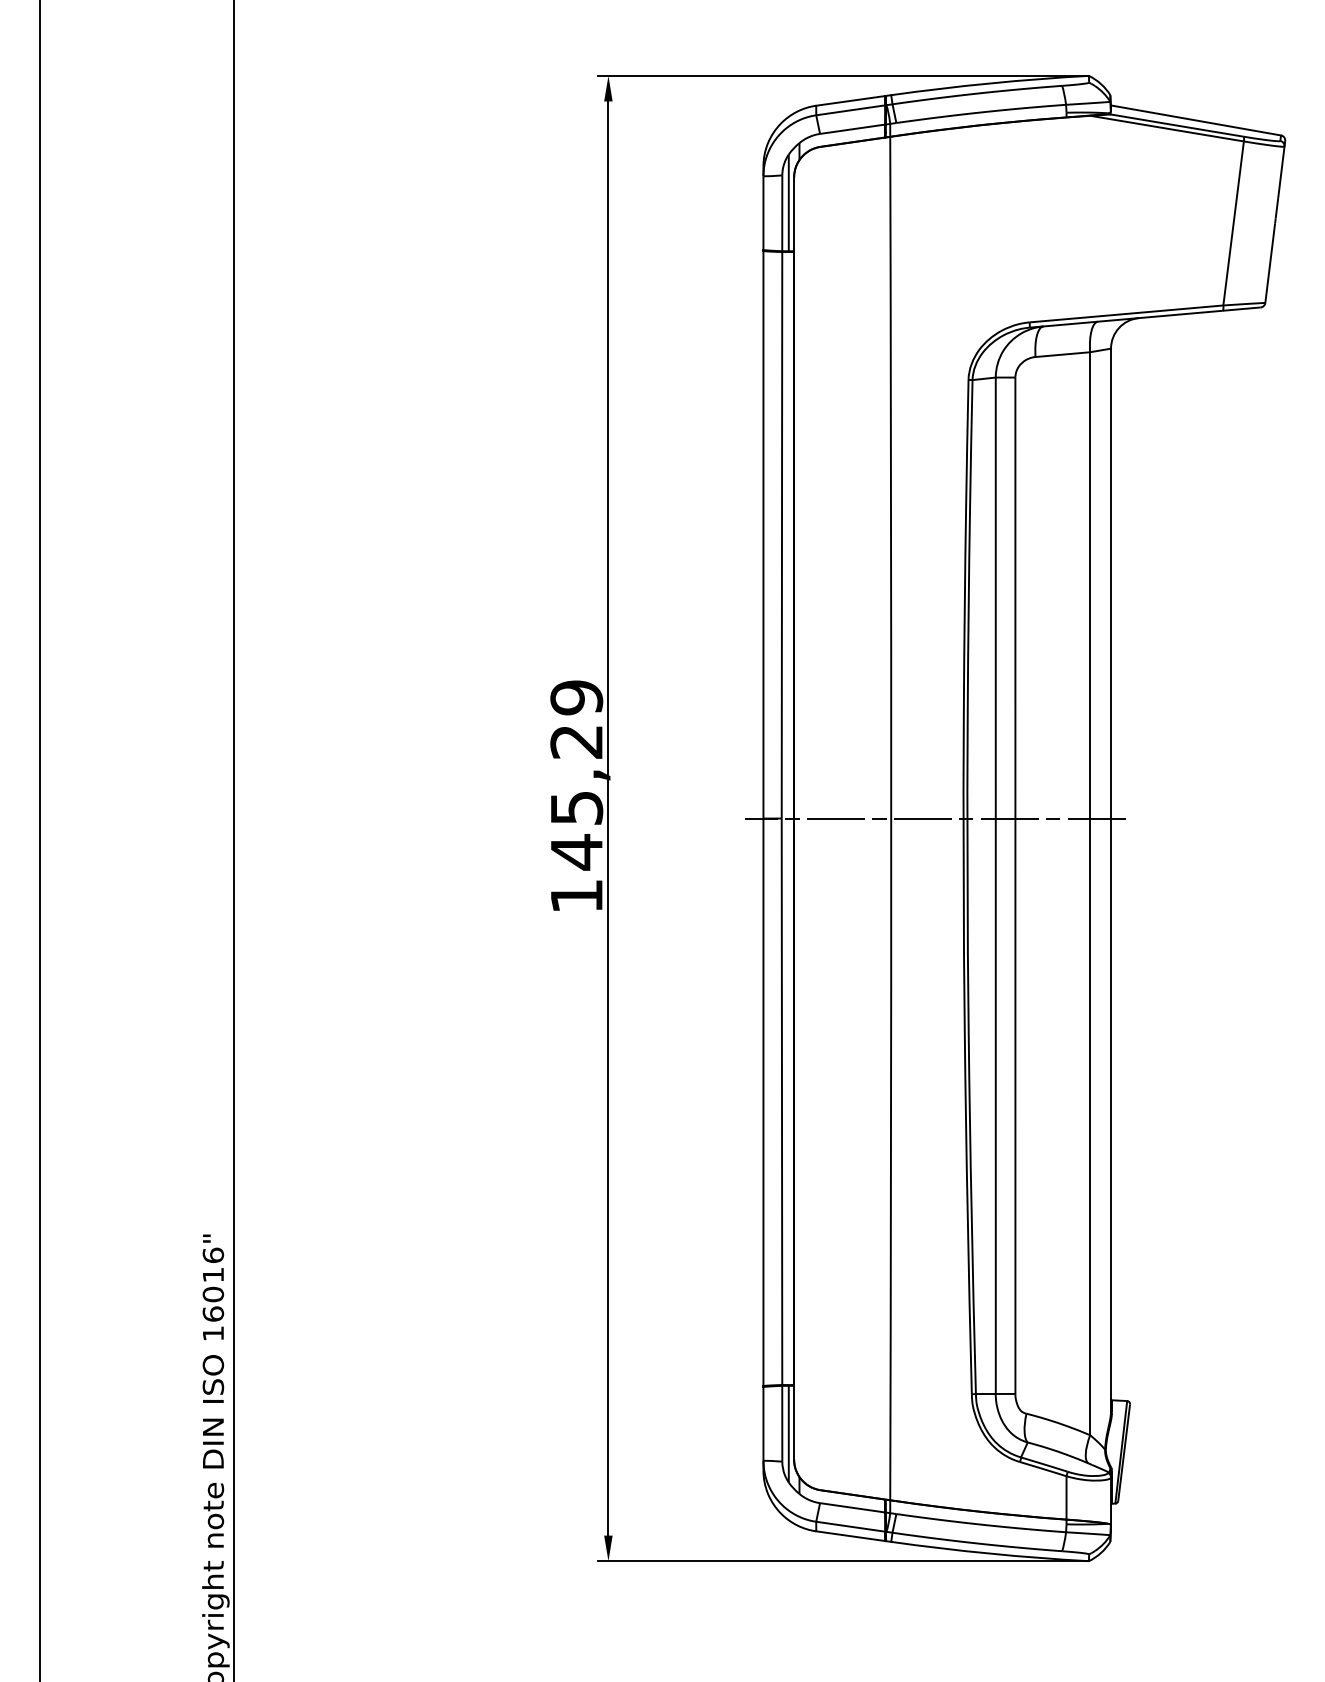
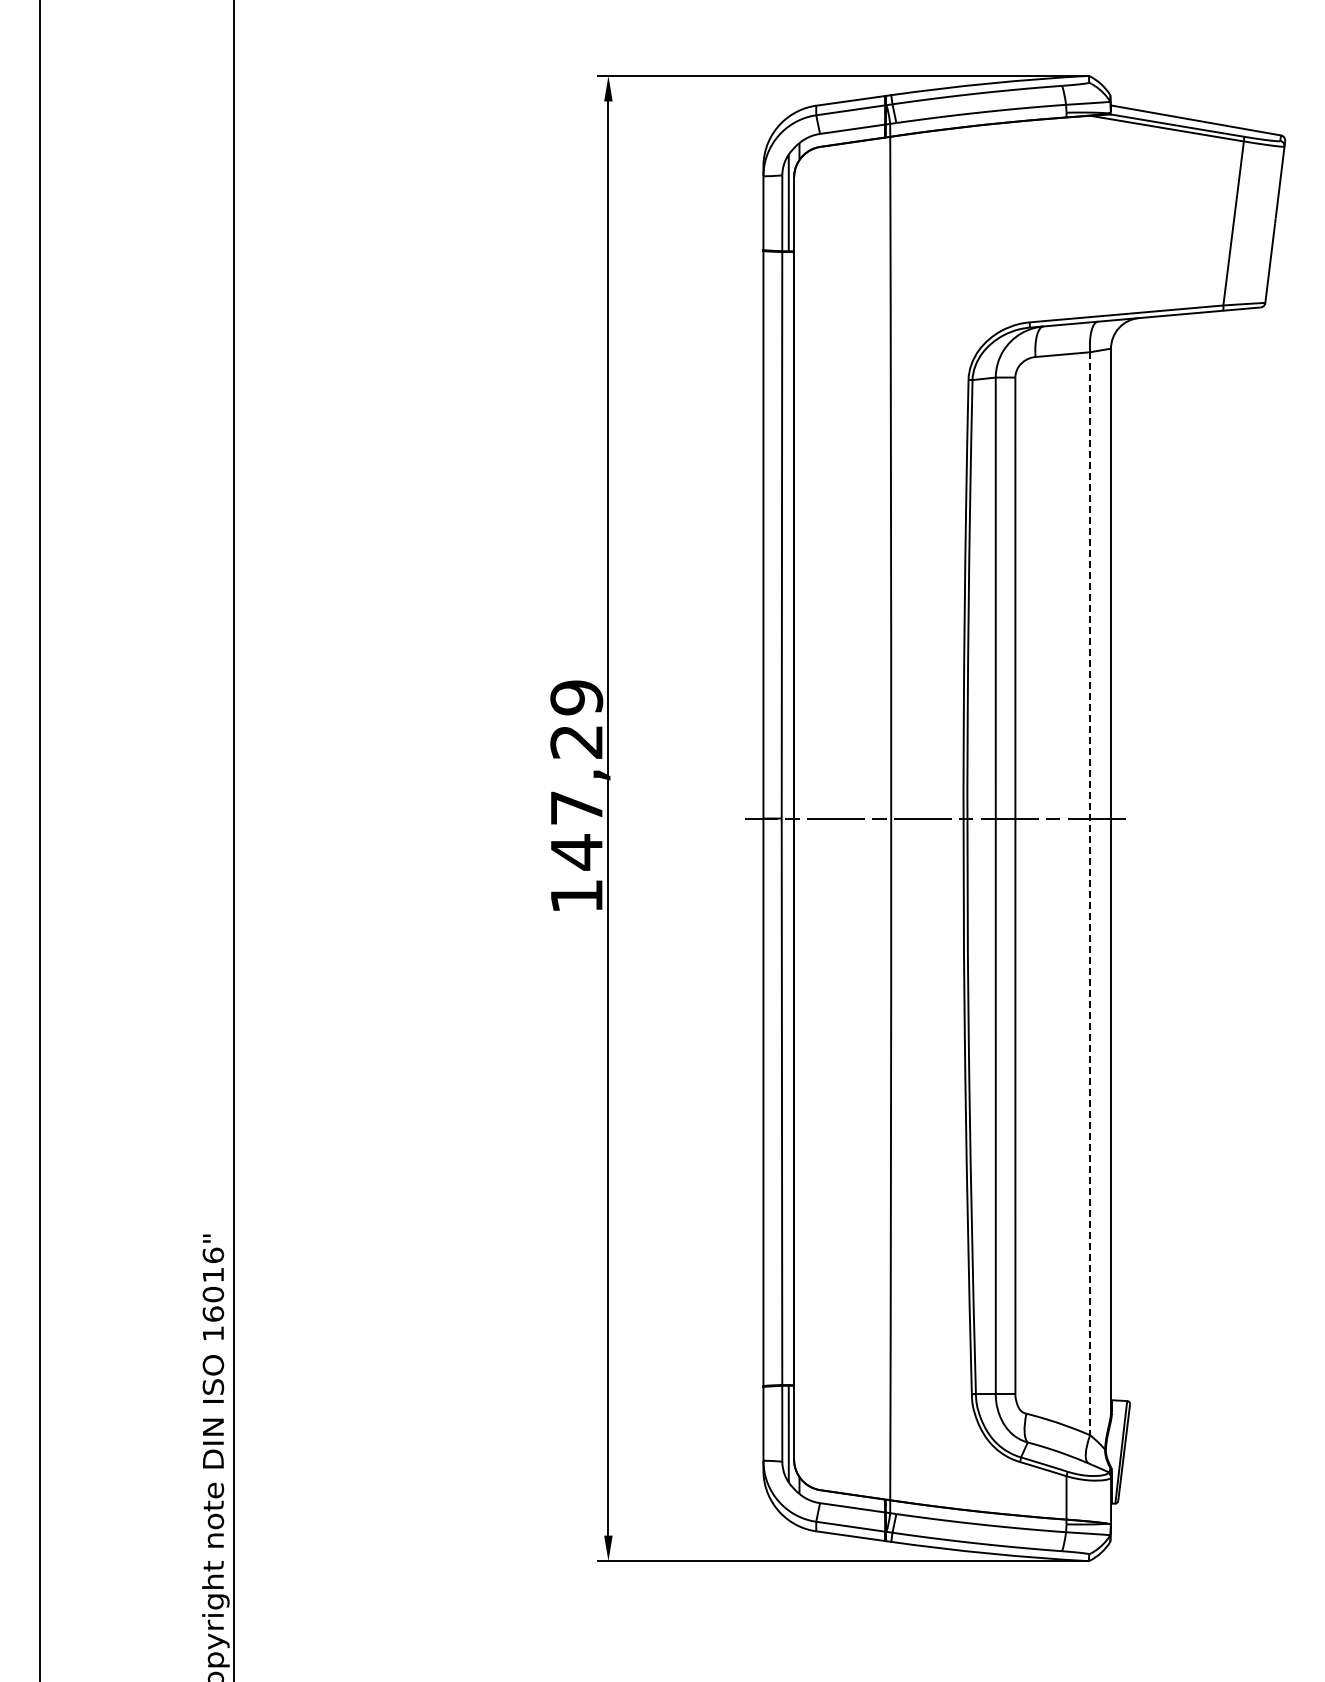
text: 145,29 -> 147,29 (577, 807)
line: solid -> dashed (1090, 894)
